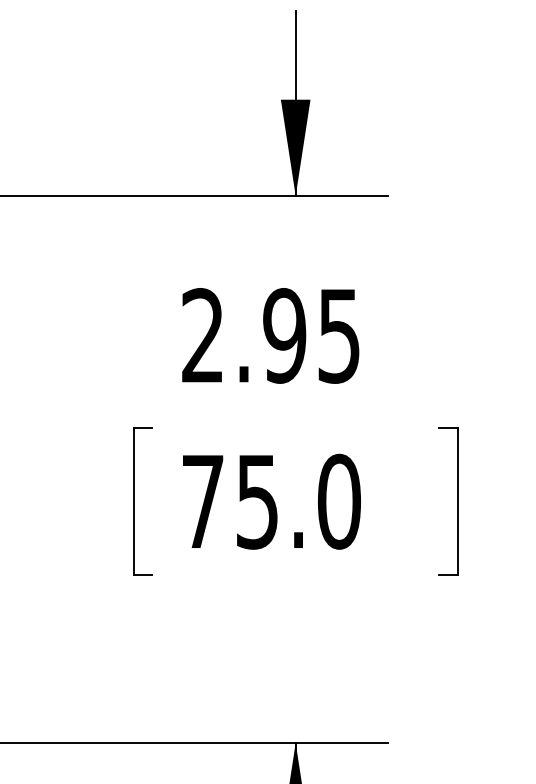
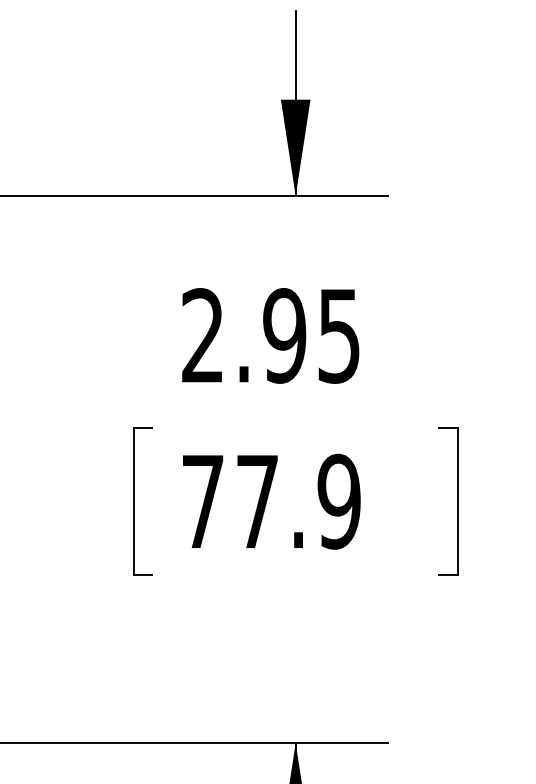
text: 75.0 -> 77.9 (298, 501)
